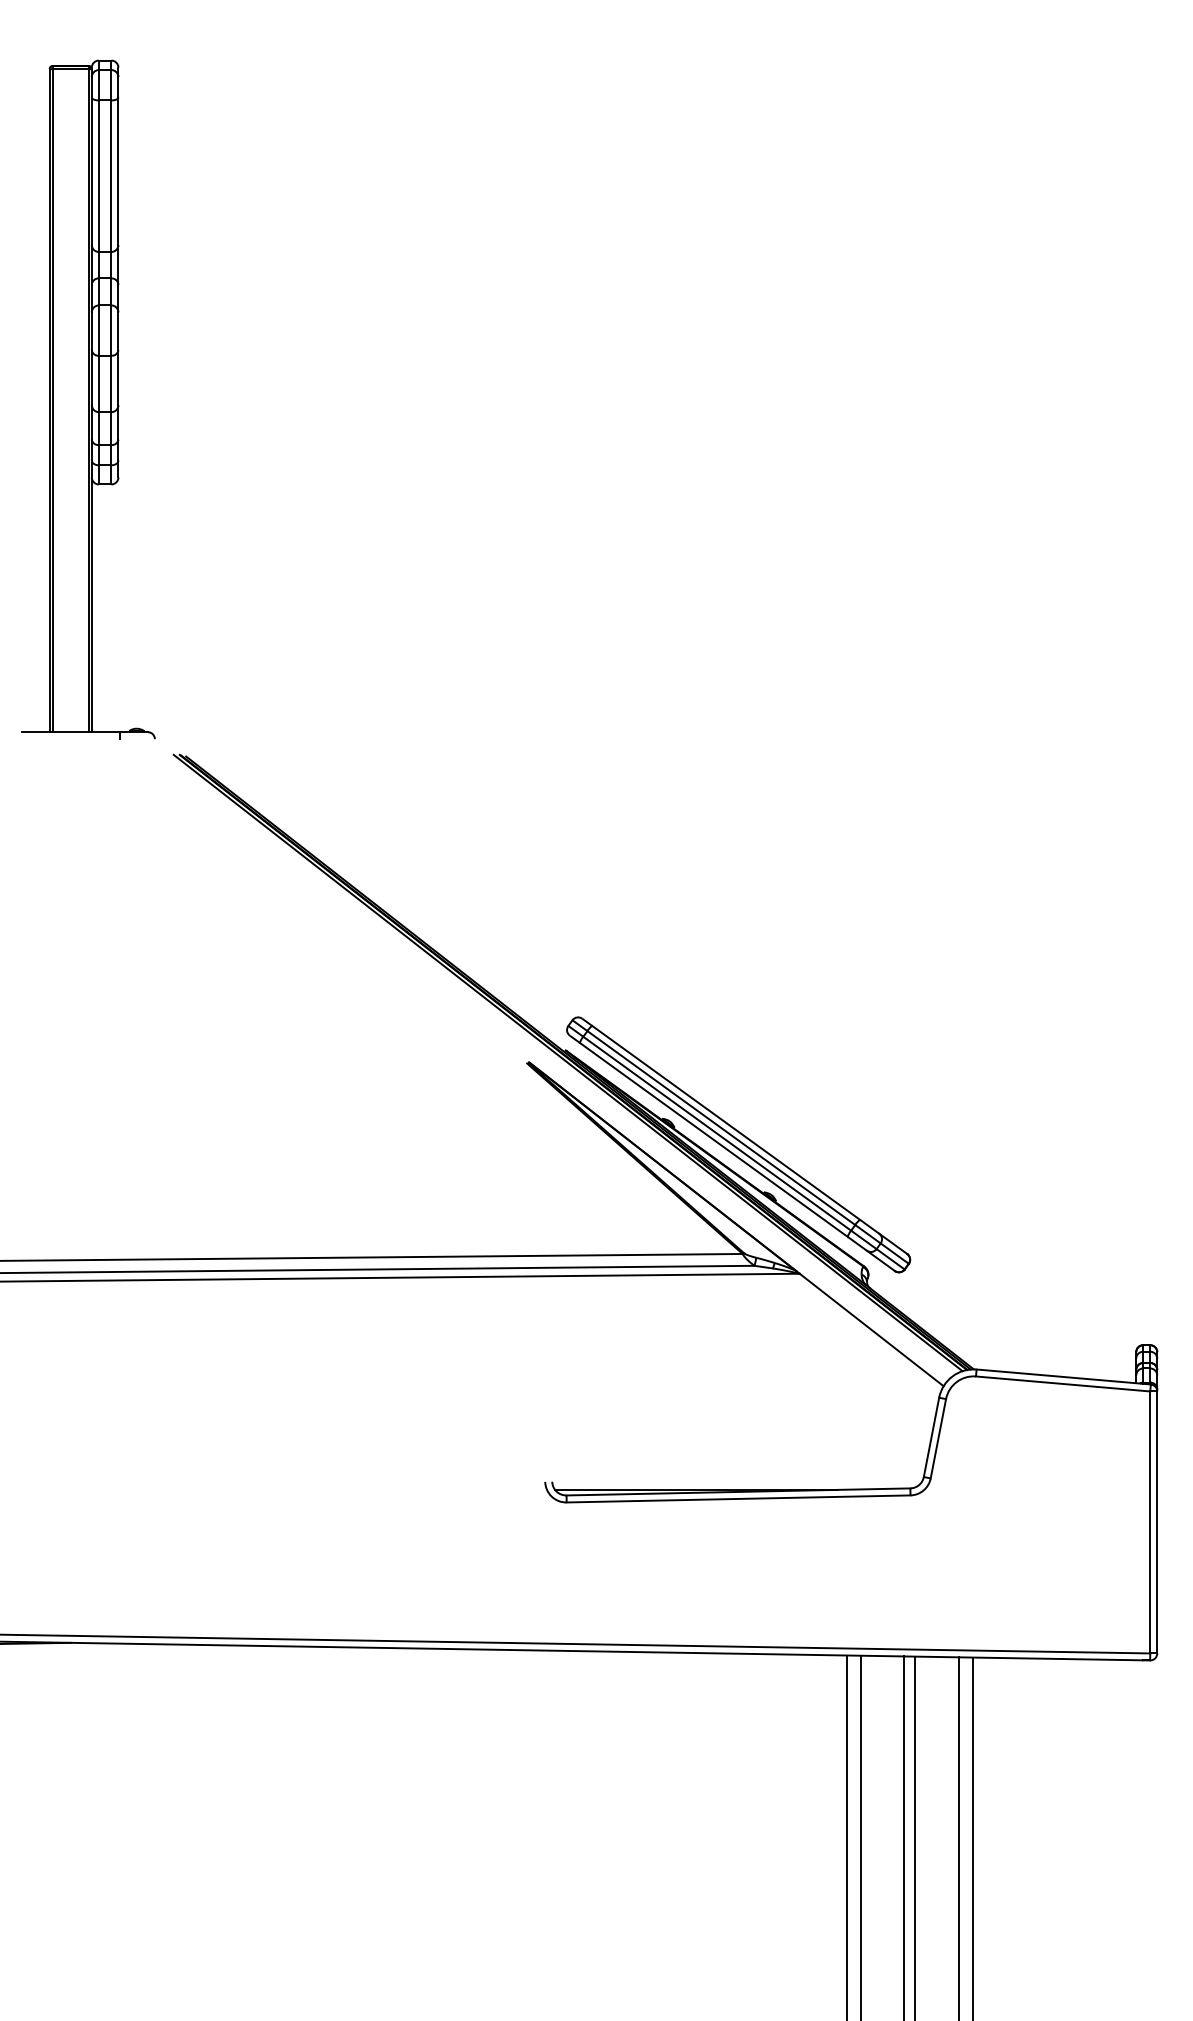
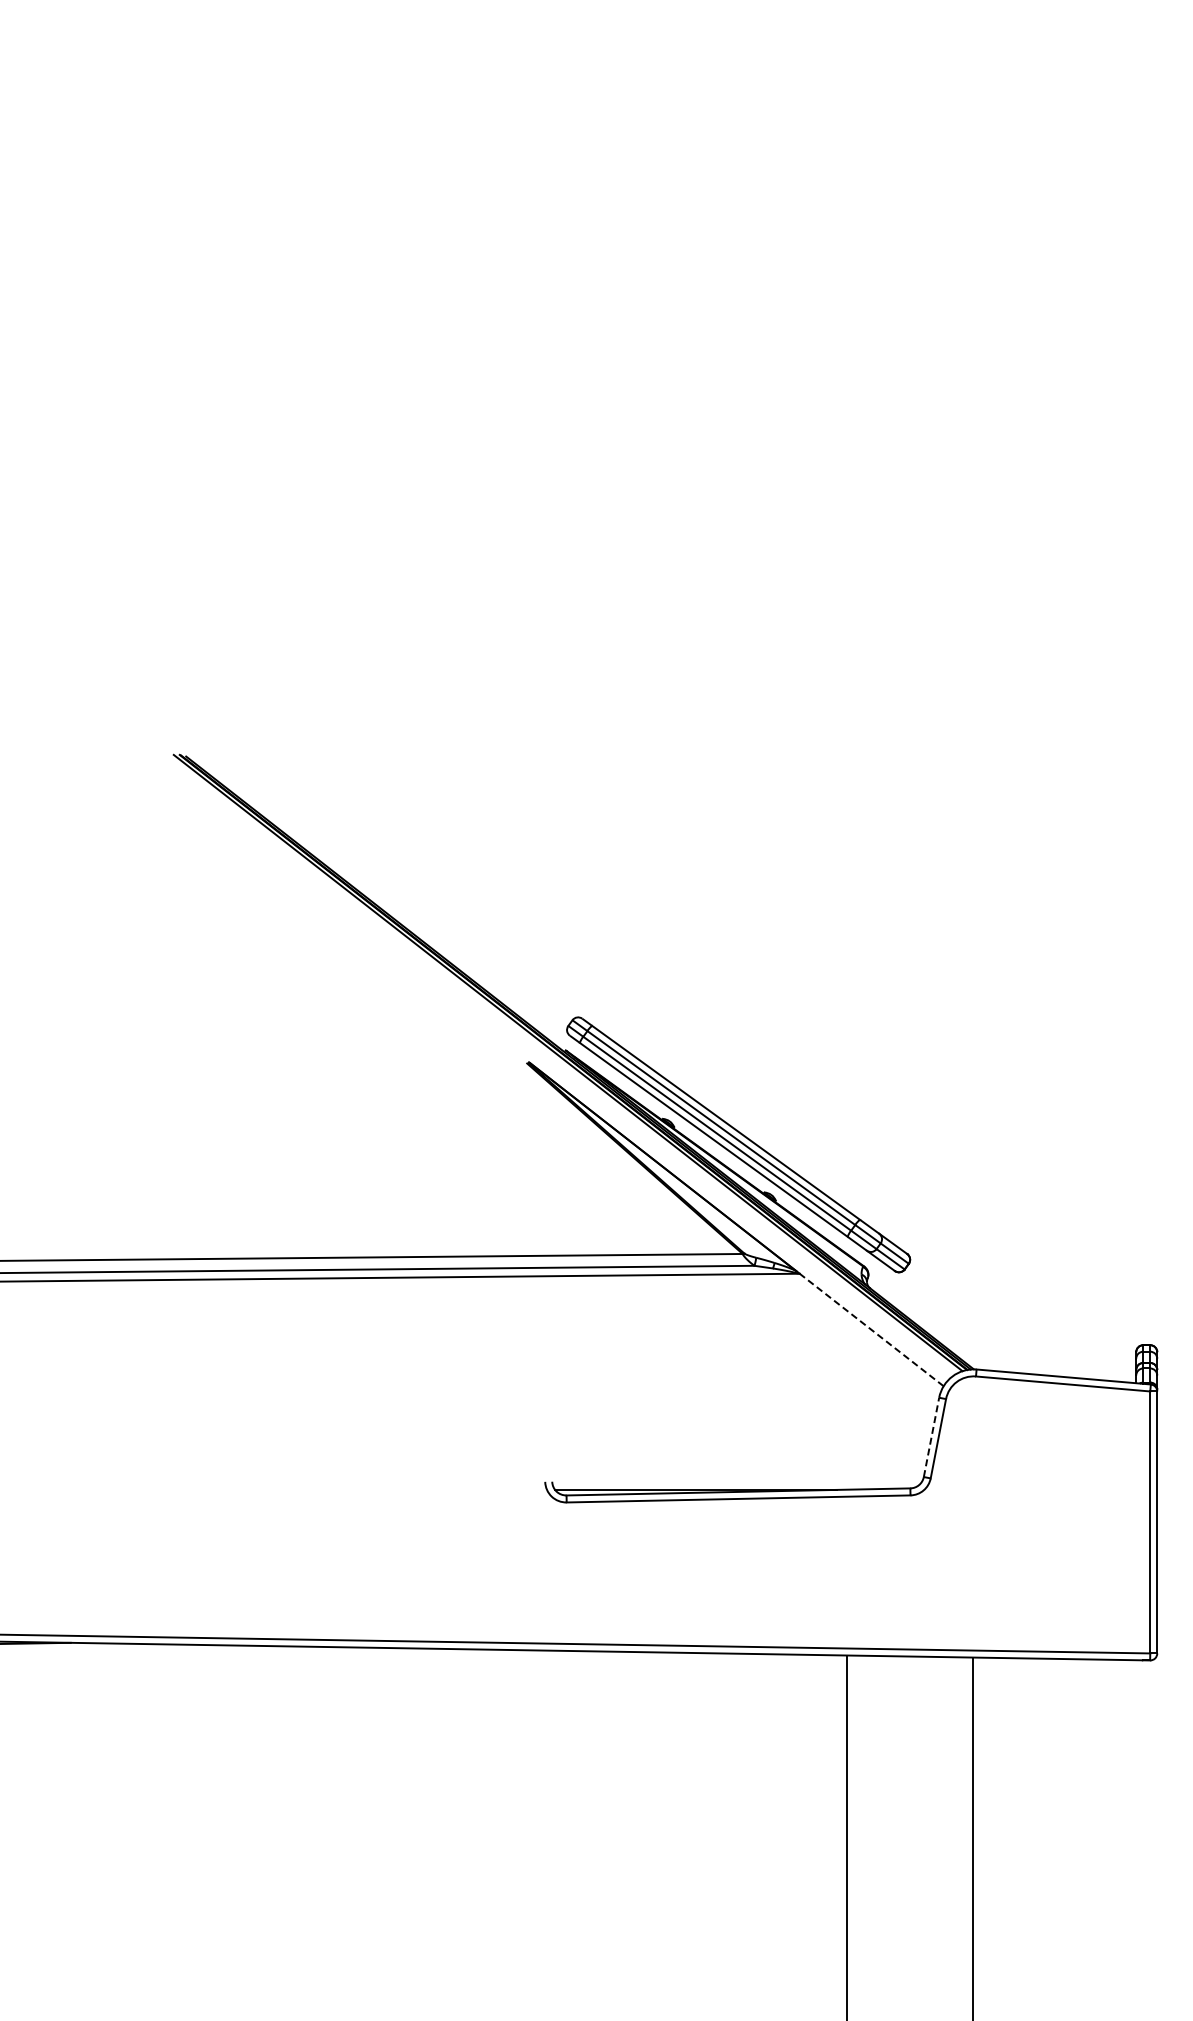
part: present -> none (88, 399)
line: solid -> dashed (871, 1329)
line: solid -> dashed (931, 1436)
line: present -> none (860, 1836)
line: present -> none (904, 1836)
line: present -> none (915, 1836)
line: present -> none (958, 1837)
